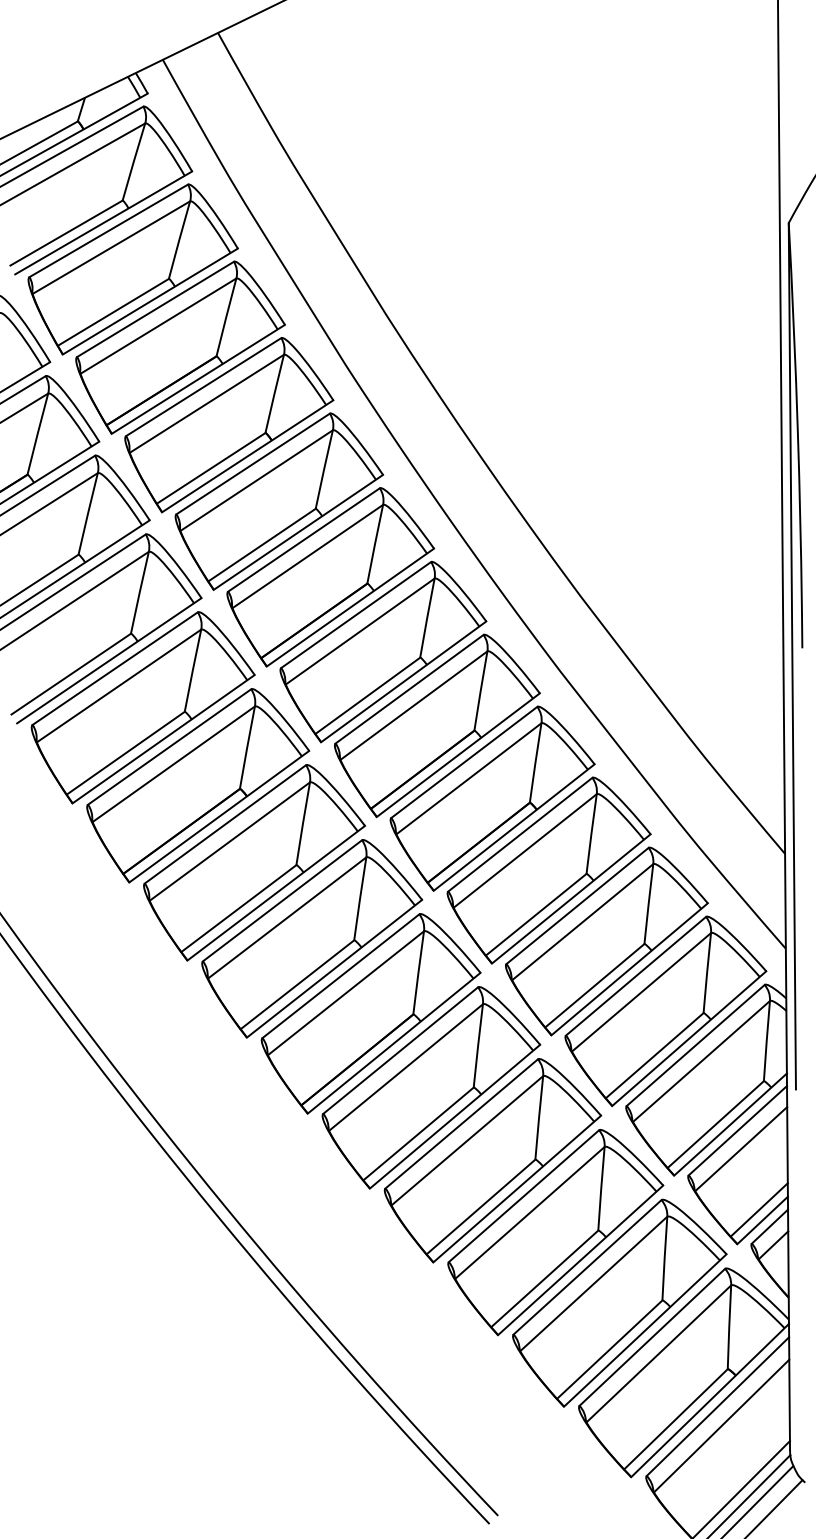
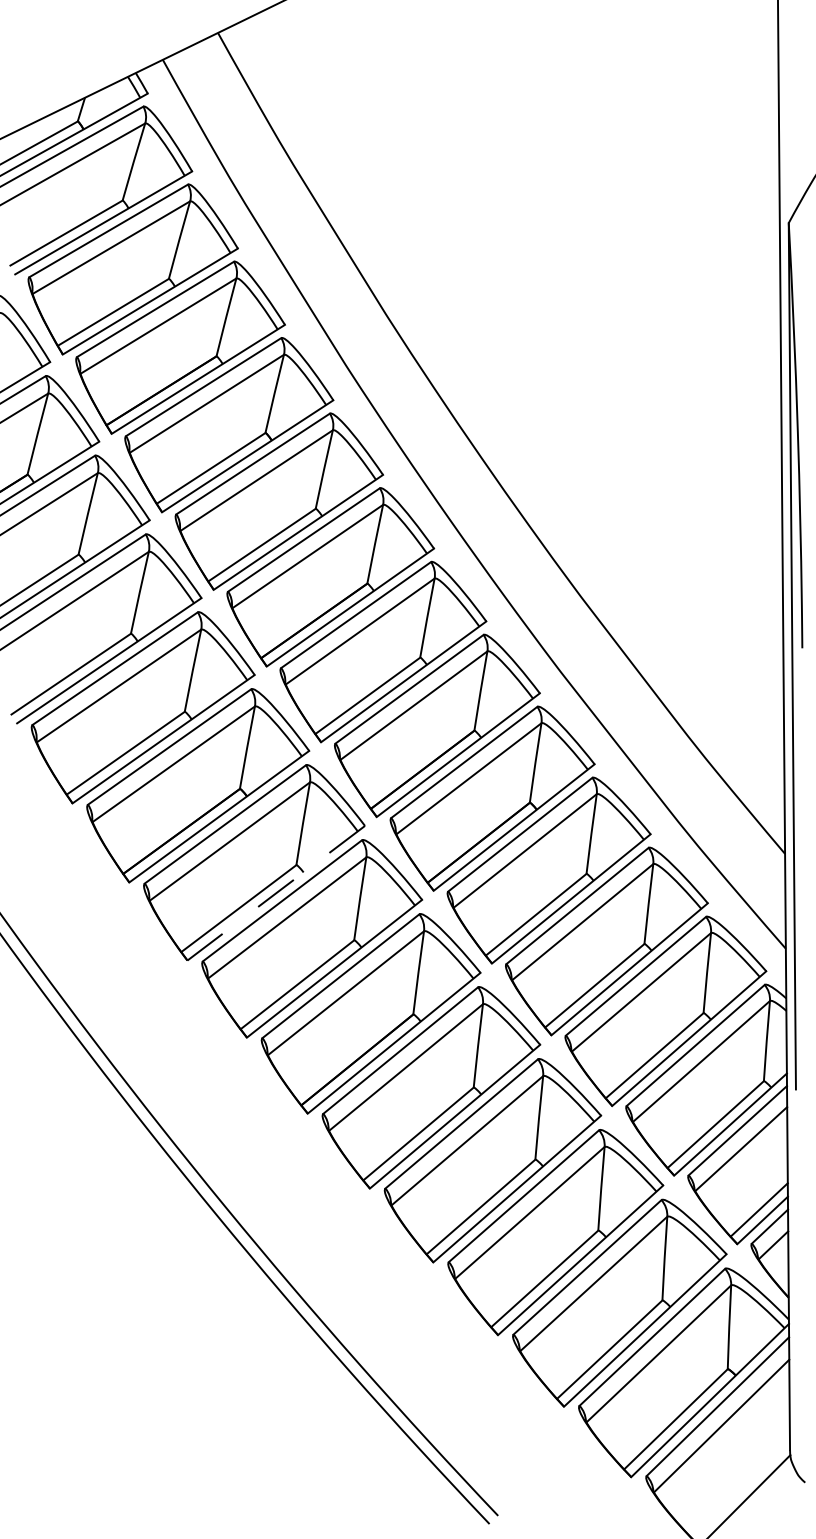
line: solid -> dashed (275, 893)
line: present -> none (742, 1488)
line: present -> none (758, 1500)
line: present -> none (775, 1507)
